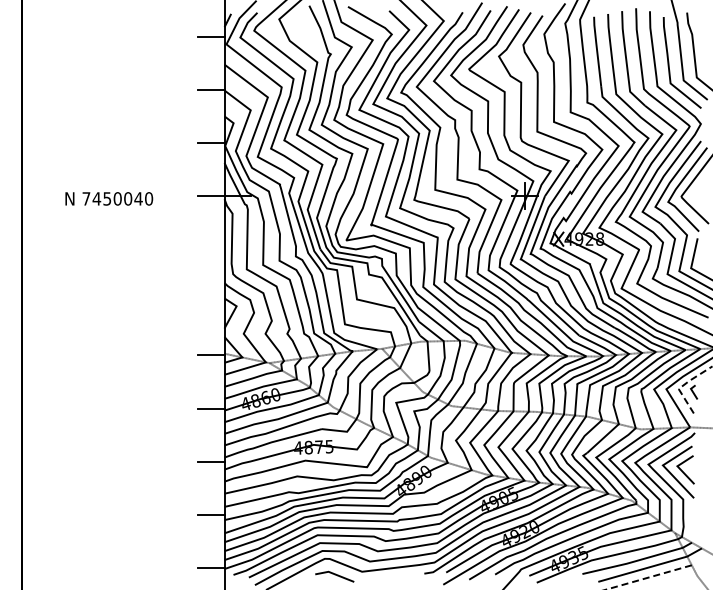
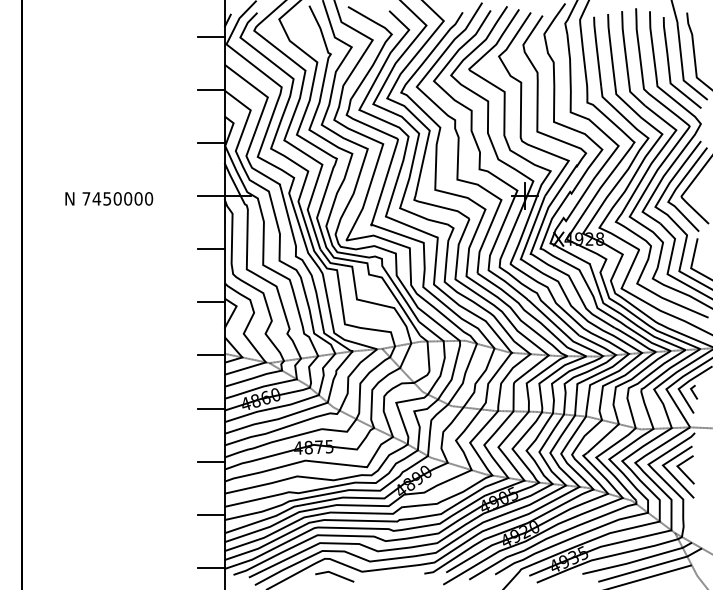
text: 7450040 -> 7450000 (138, 198)
line: none -> present (211, 249)
line: none -> present (211, 302)
line: dashed -> solid (683, 385)
line: dashed -> solid (648, 577)
